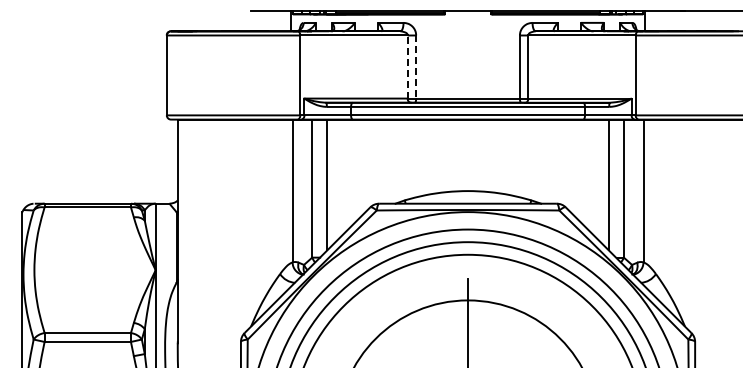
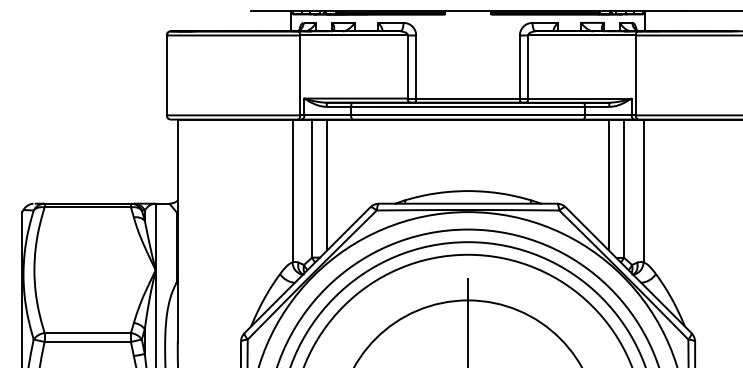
line: dashed -> solid (407, 67)
line: dashed -> solid (416, 67)
